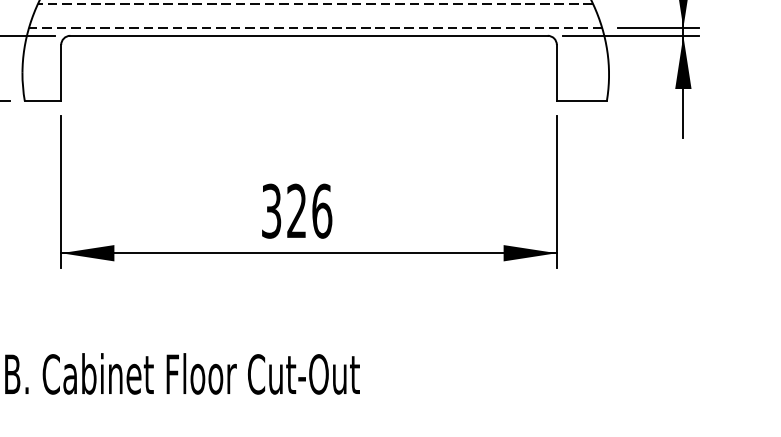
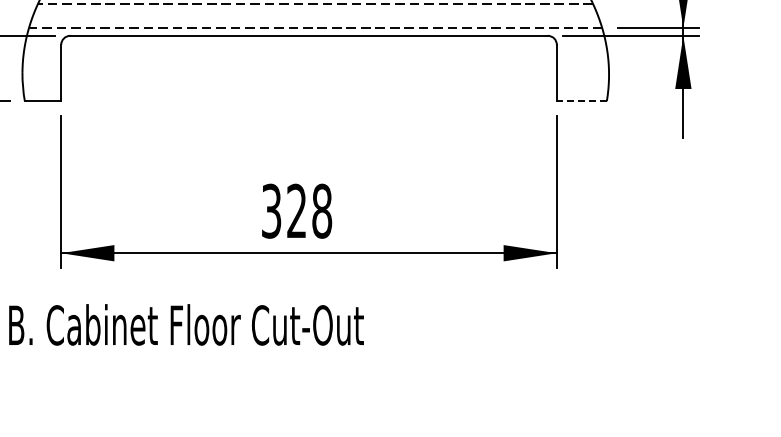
line: solid -> dashed (581, 101)
text: 326 -> 328 (322, 210)
text position: (182, 373) -> (186, 324) (186, 324)
